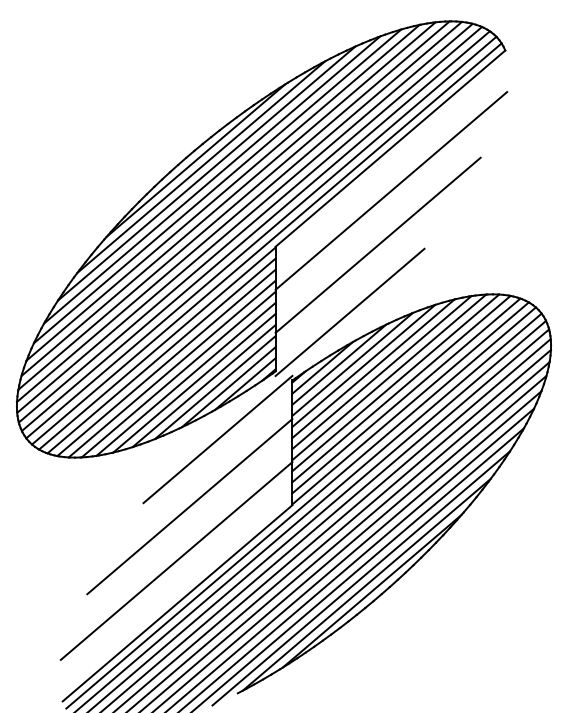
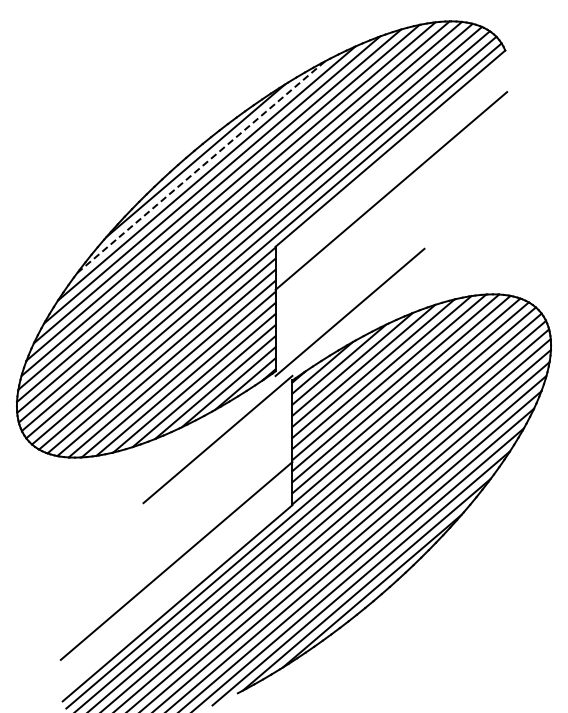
line: solid -> dashed (201, 166)
line: present -> none (377, 244)
line: present -> none (189, 506)
